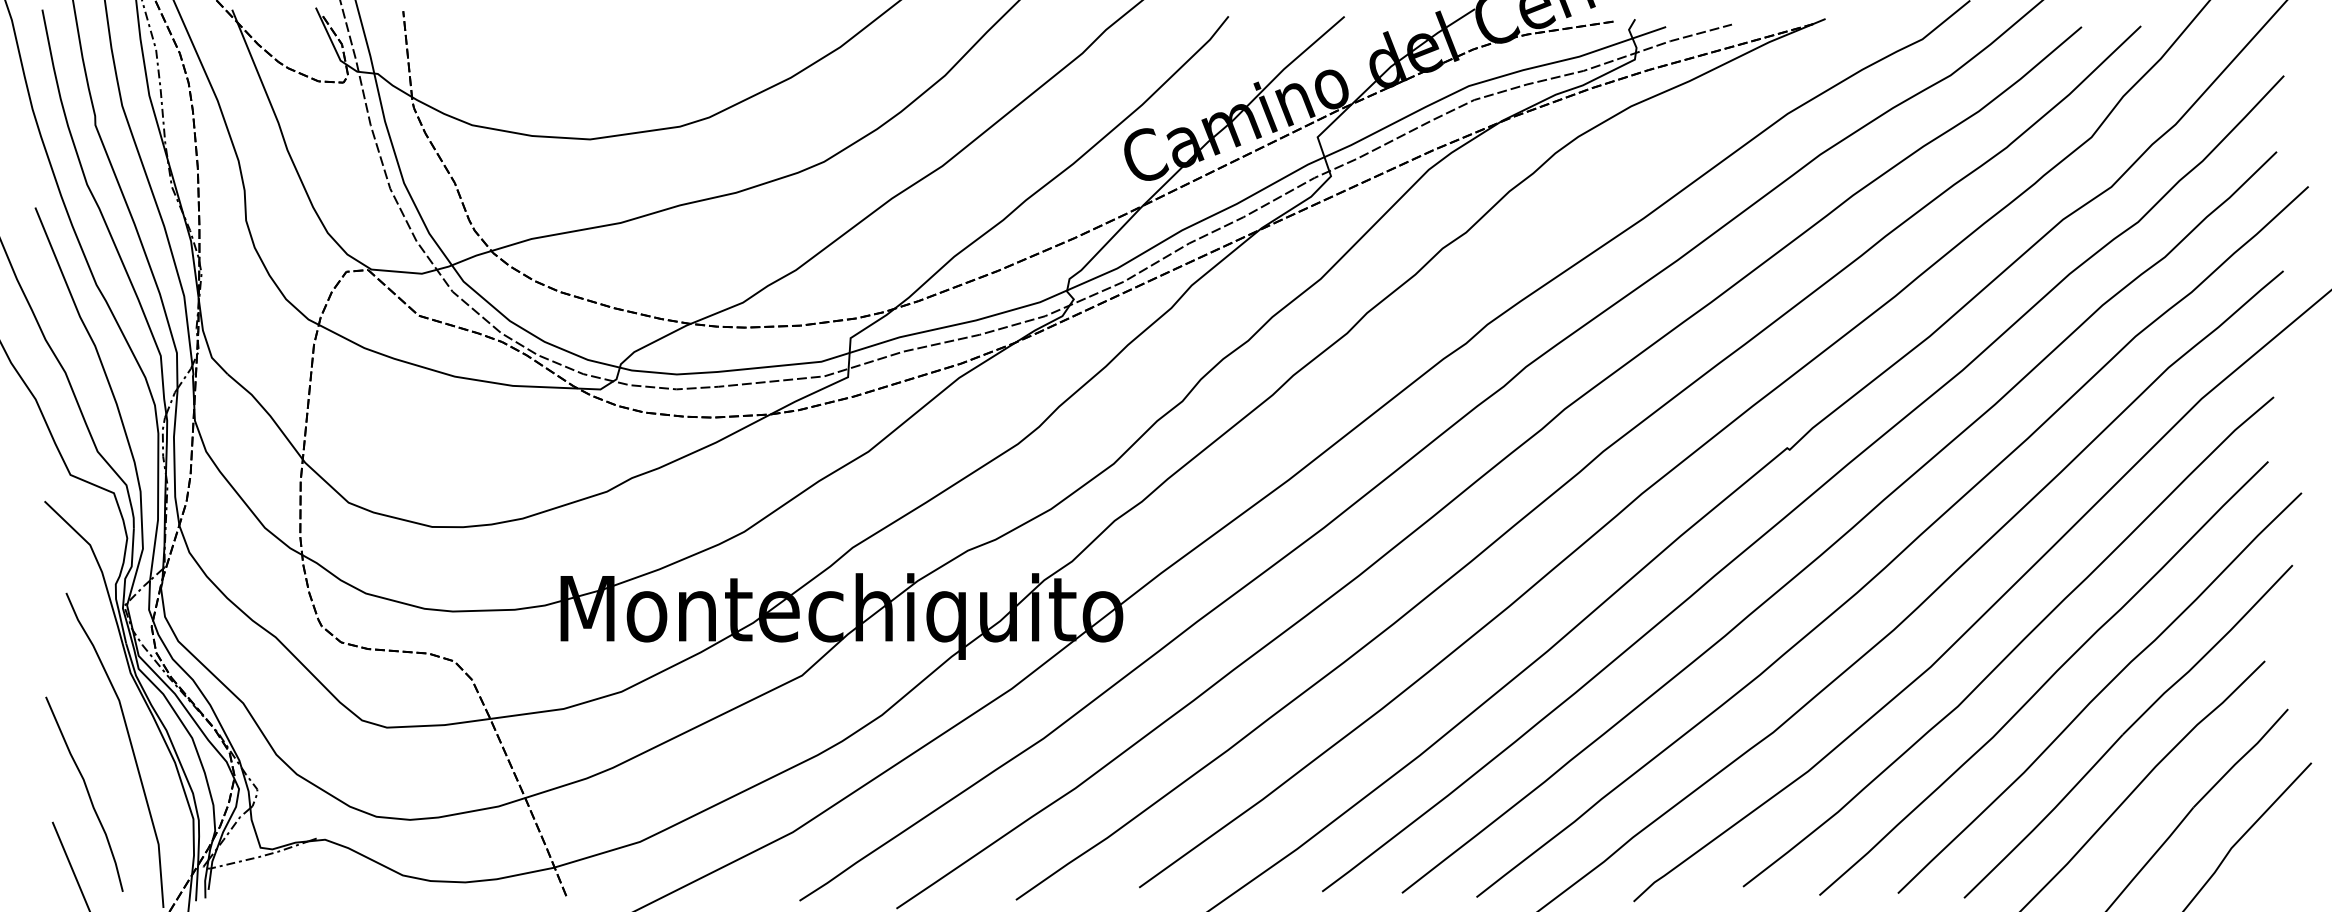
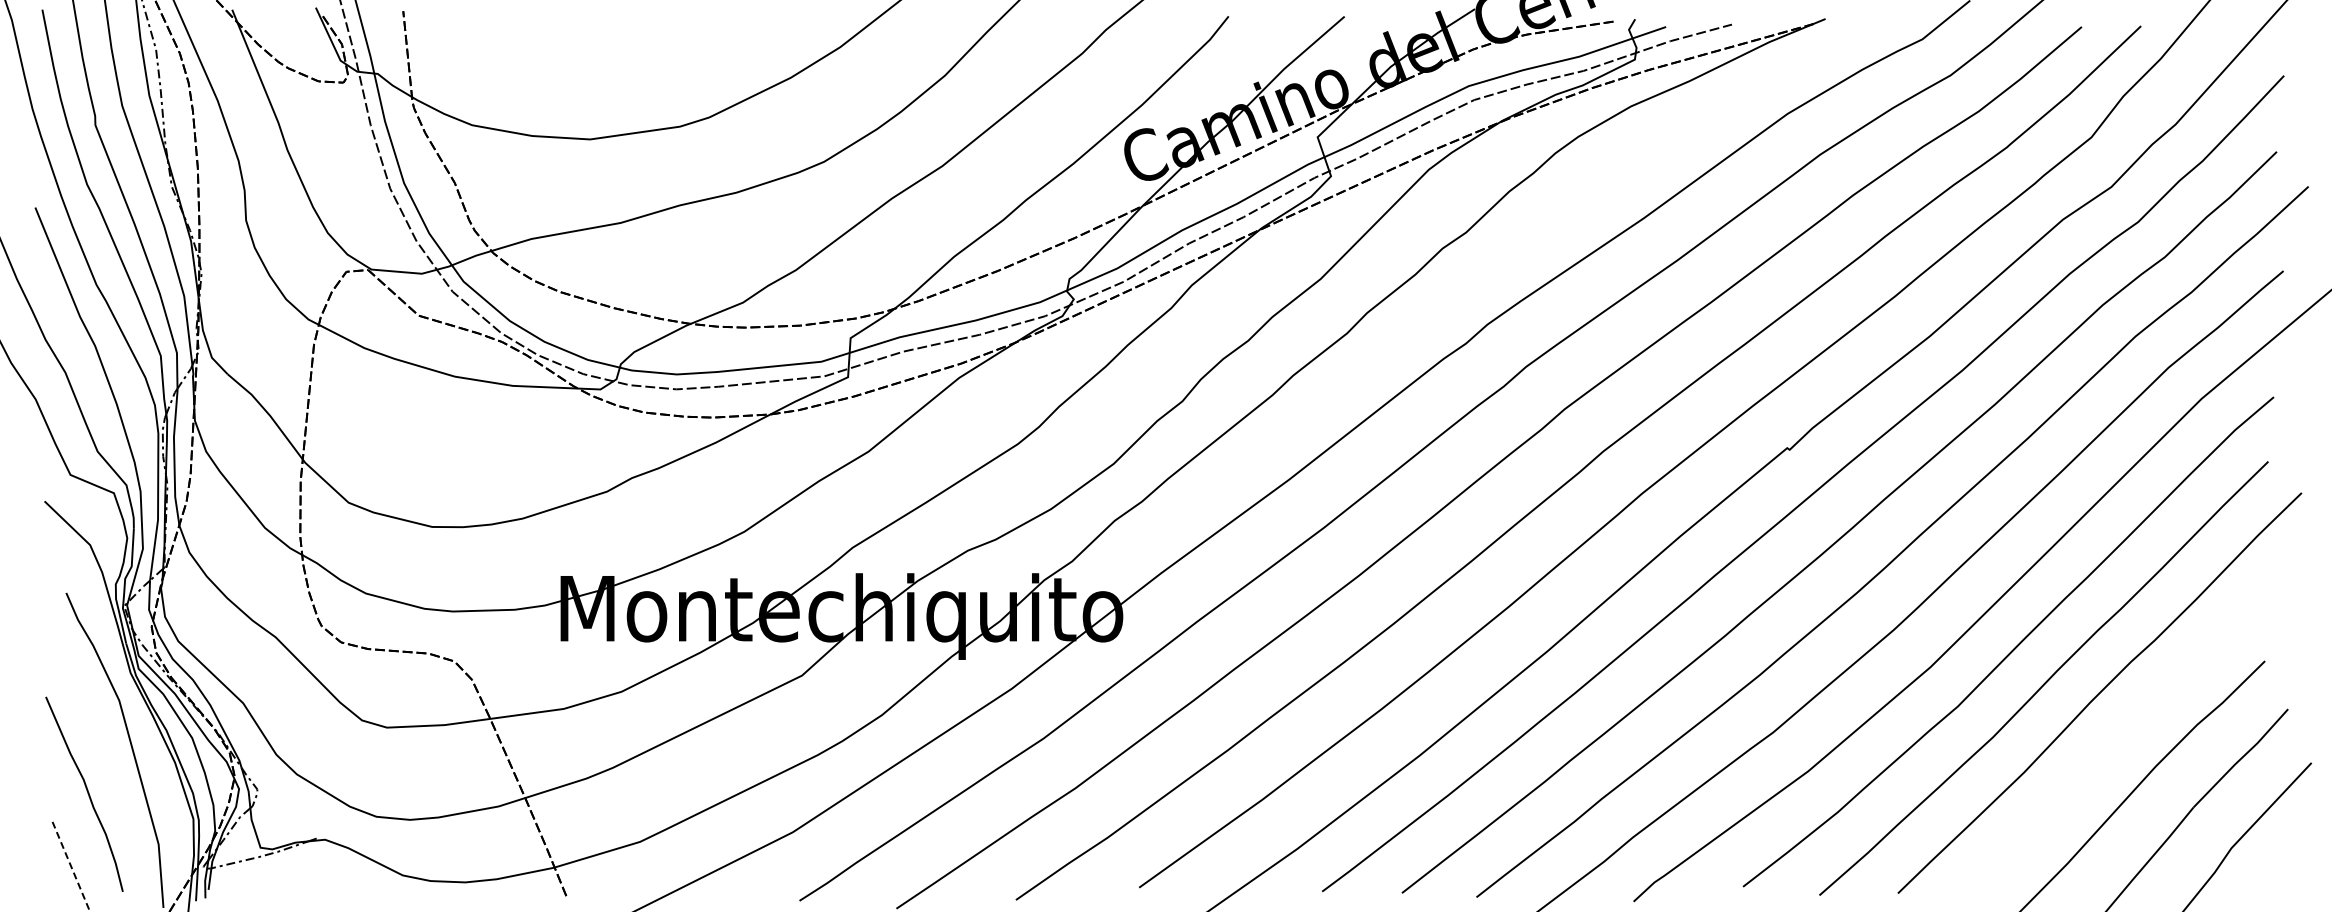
part: present -> none (2128, 731)
line: solid -> dashed (71, 866)
